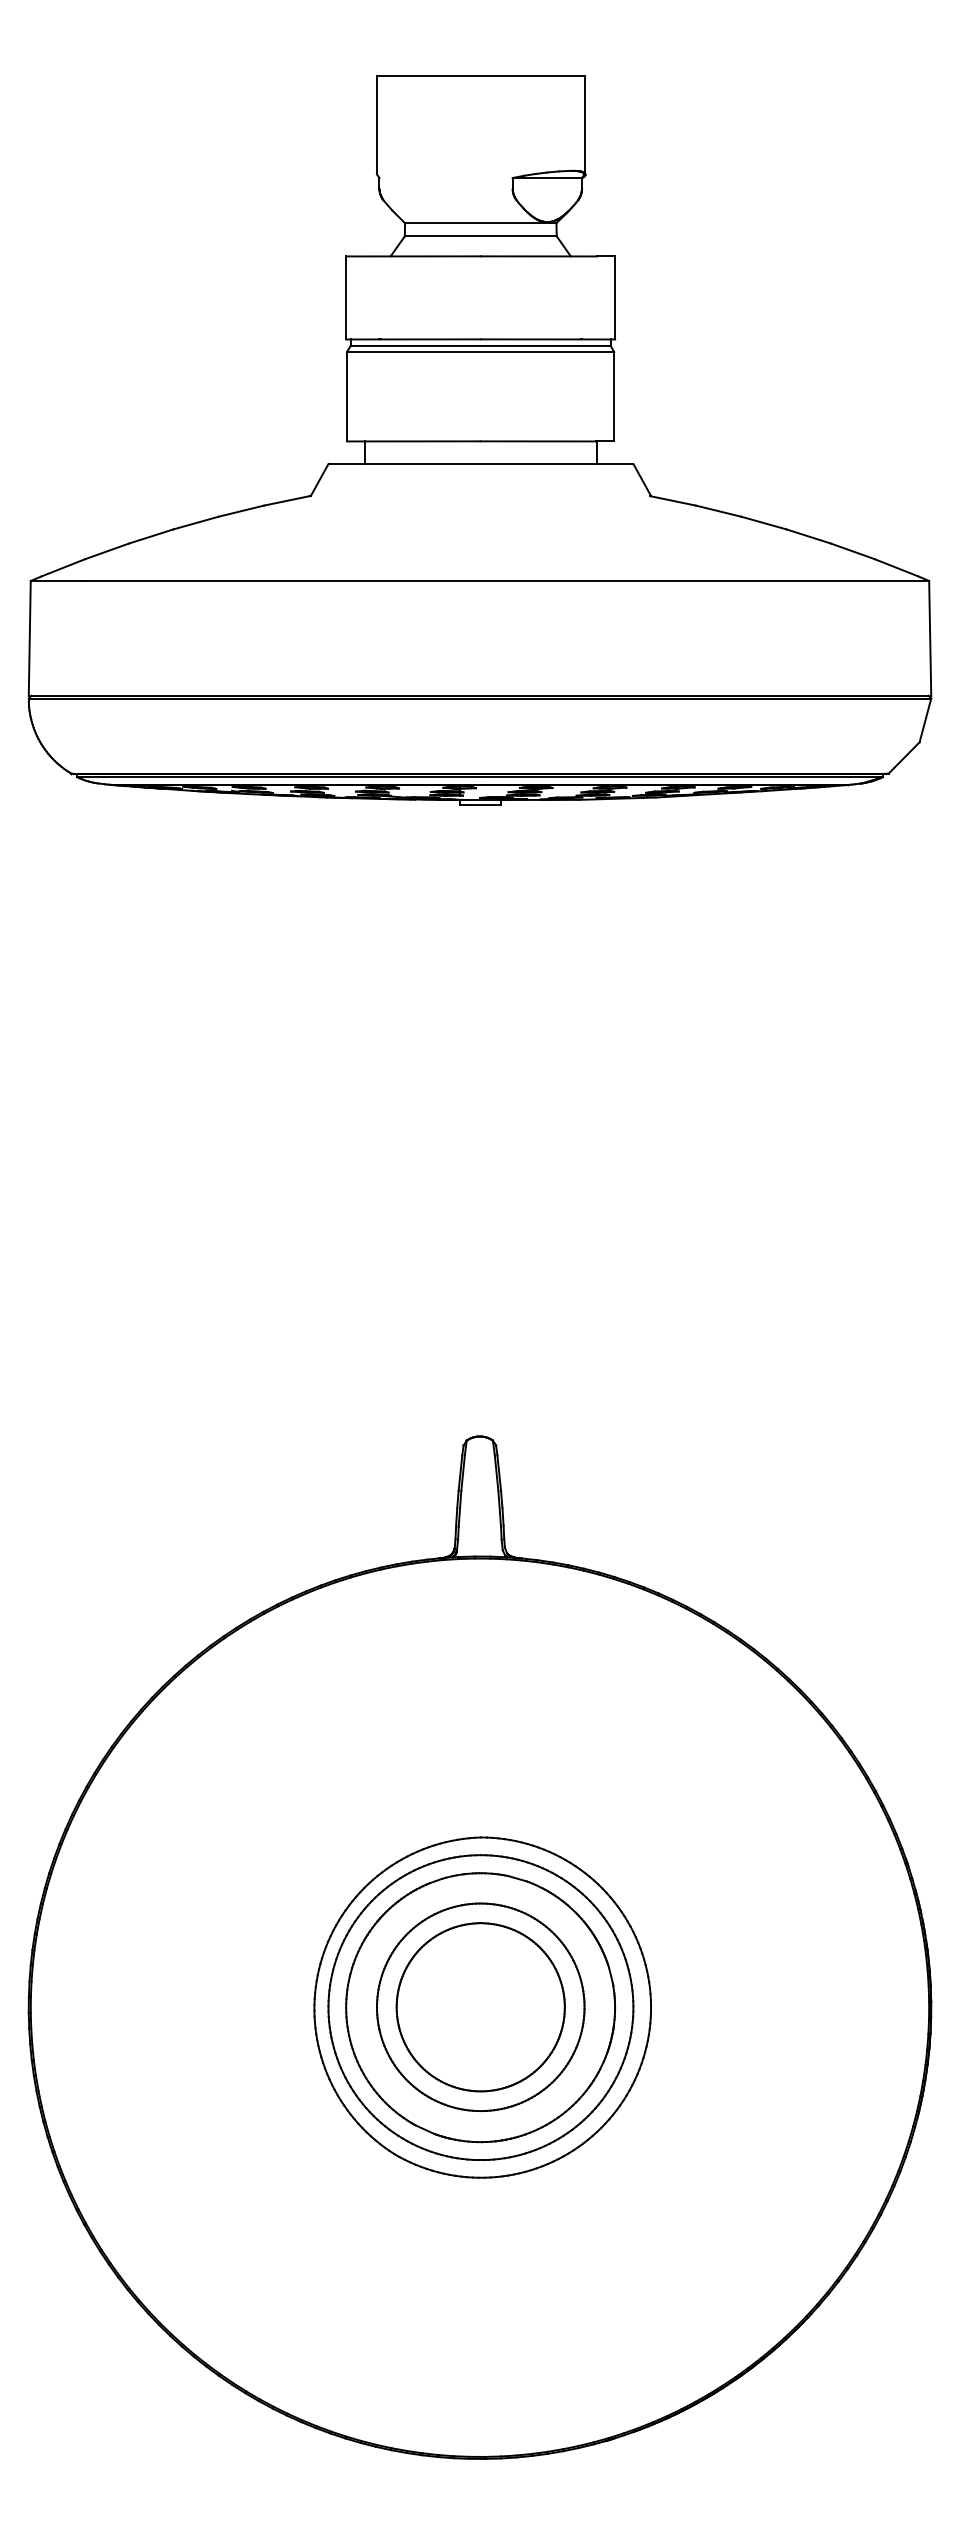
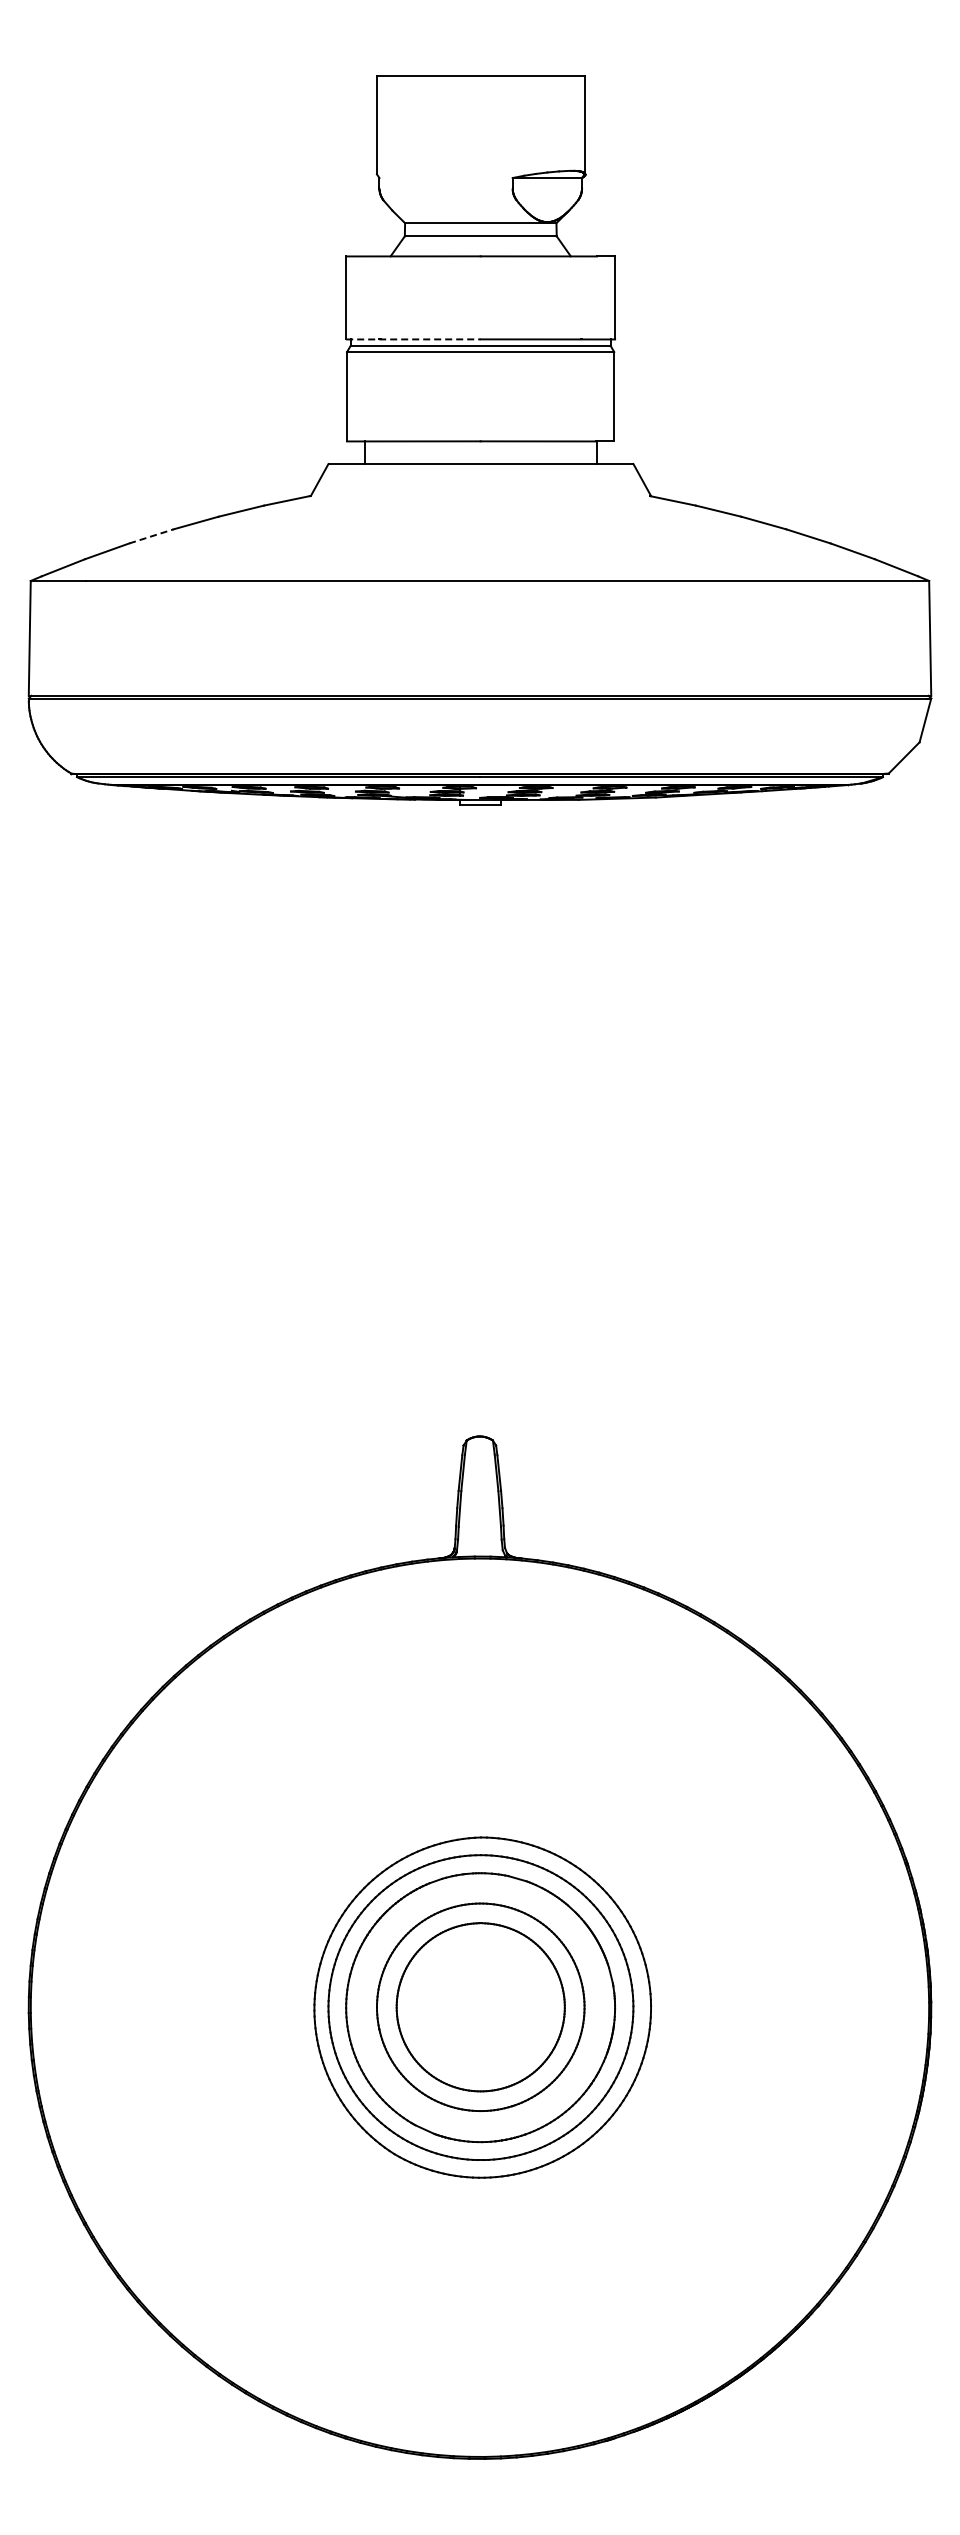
line: solid -> dashed (413, 339)
line: solid -> dashed (151, 536)
